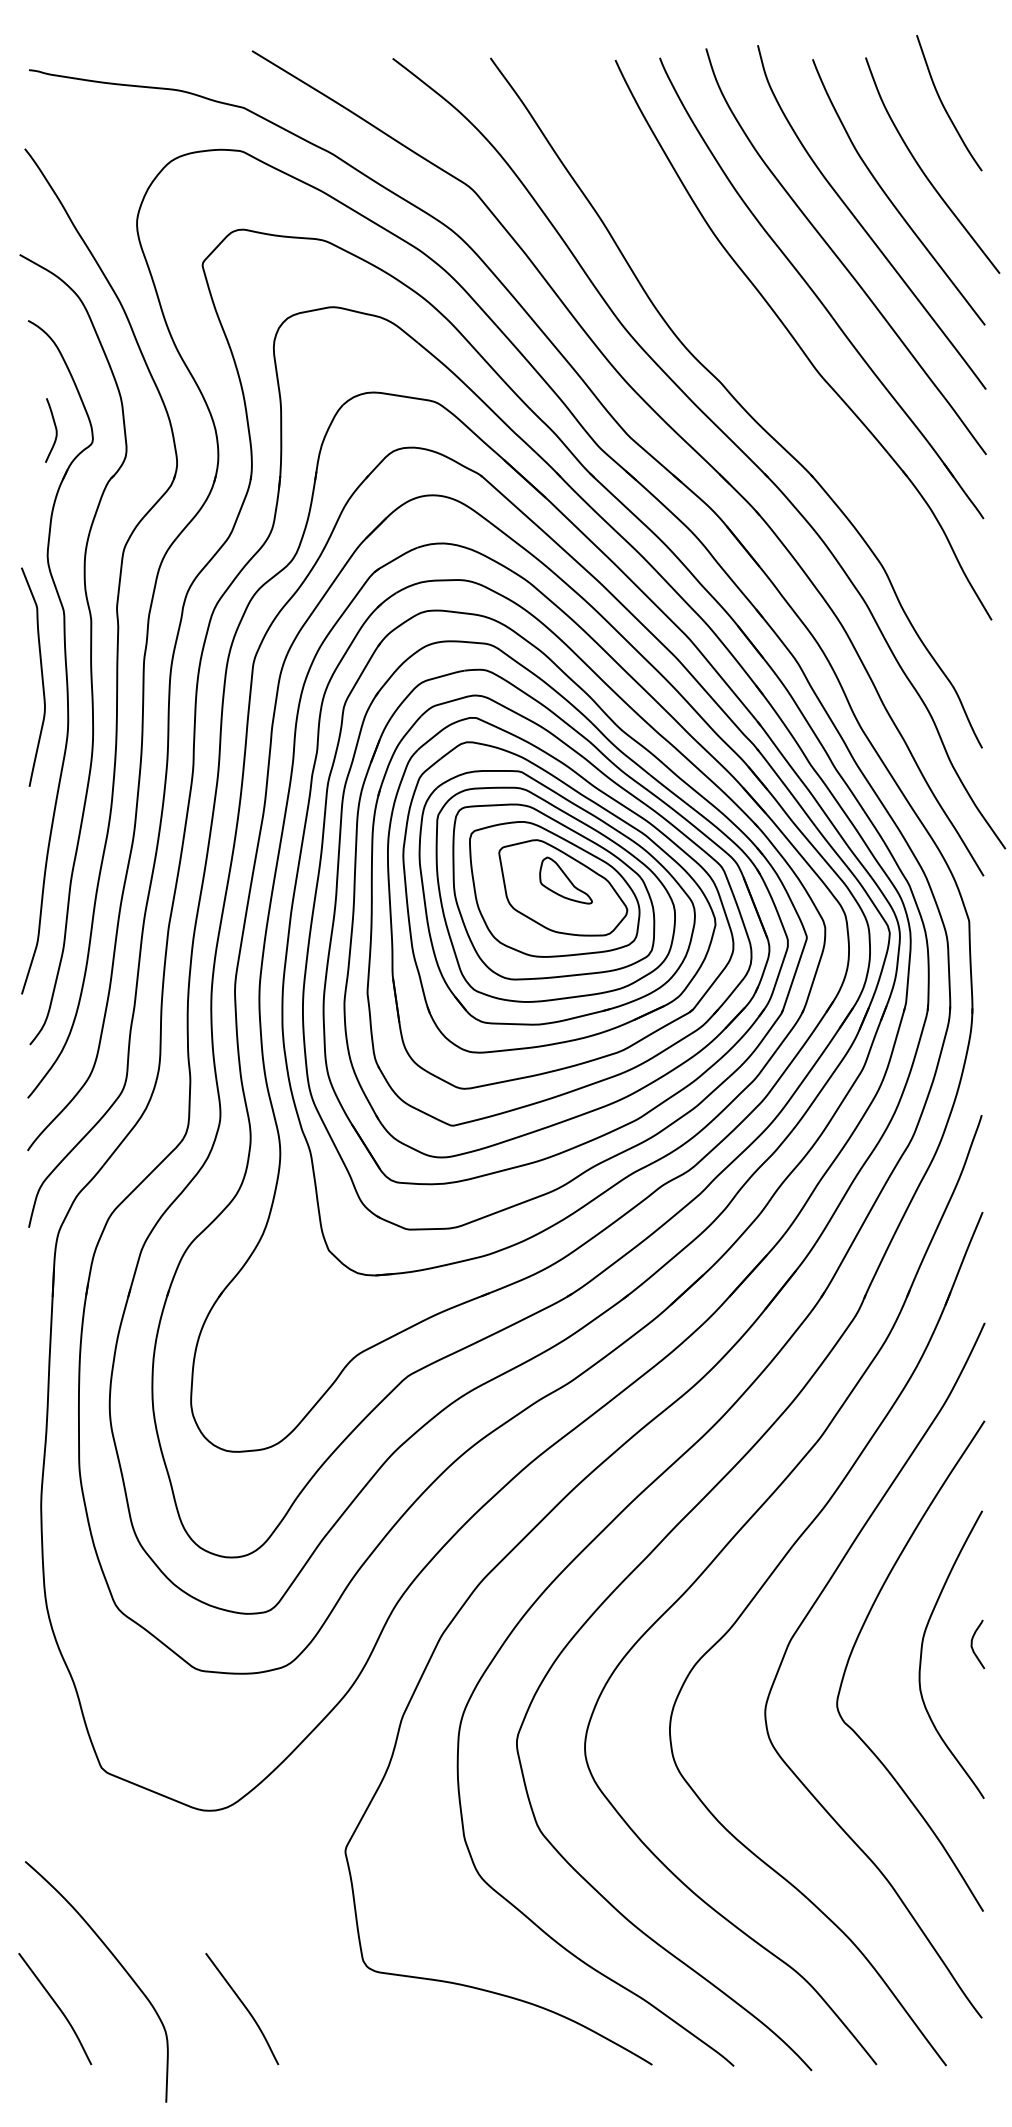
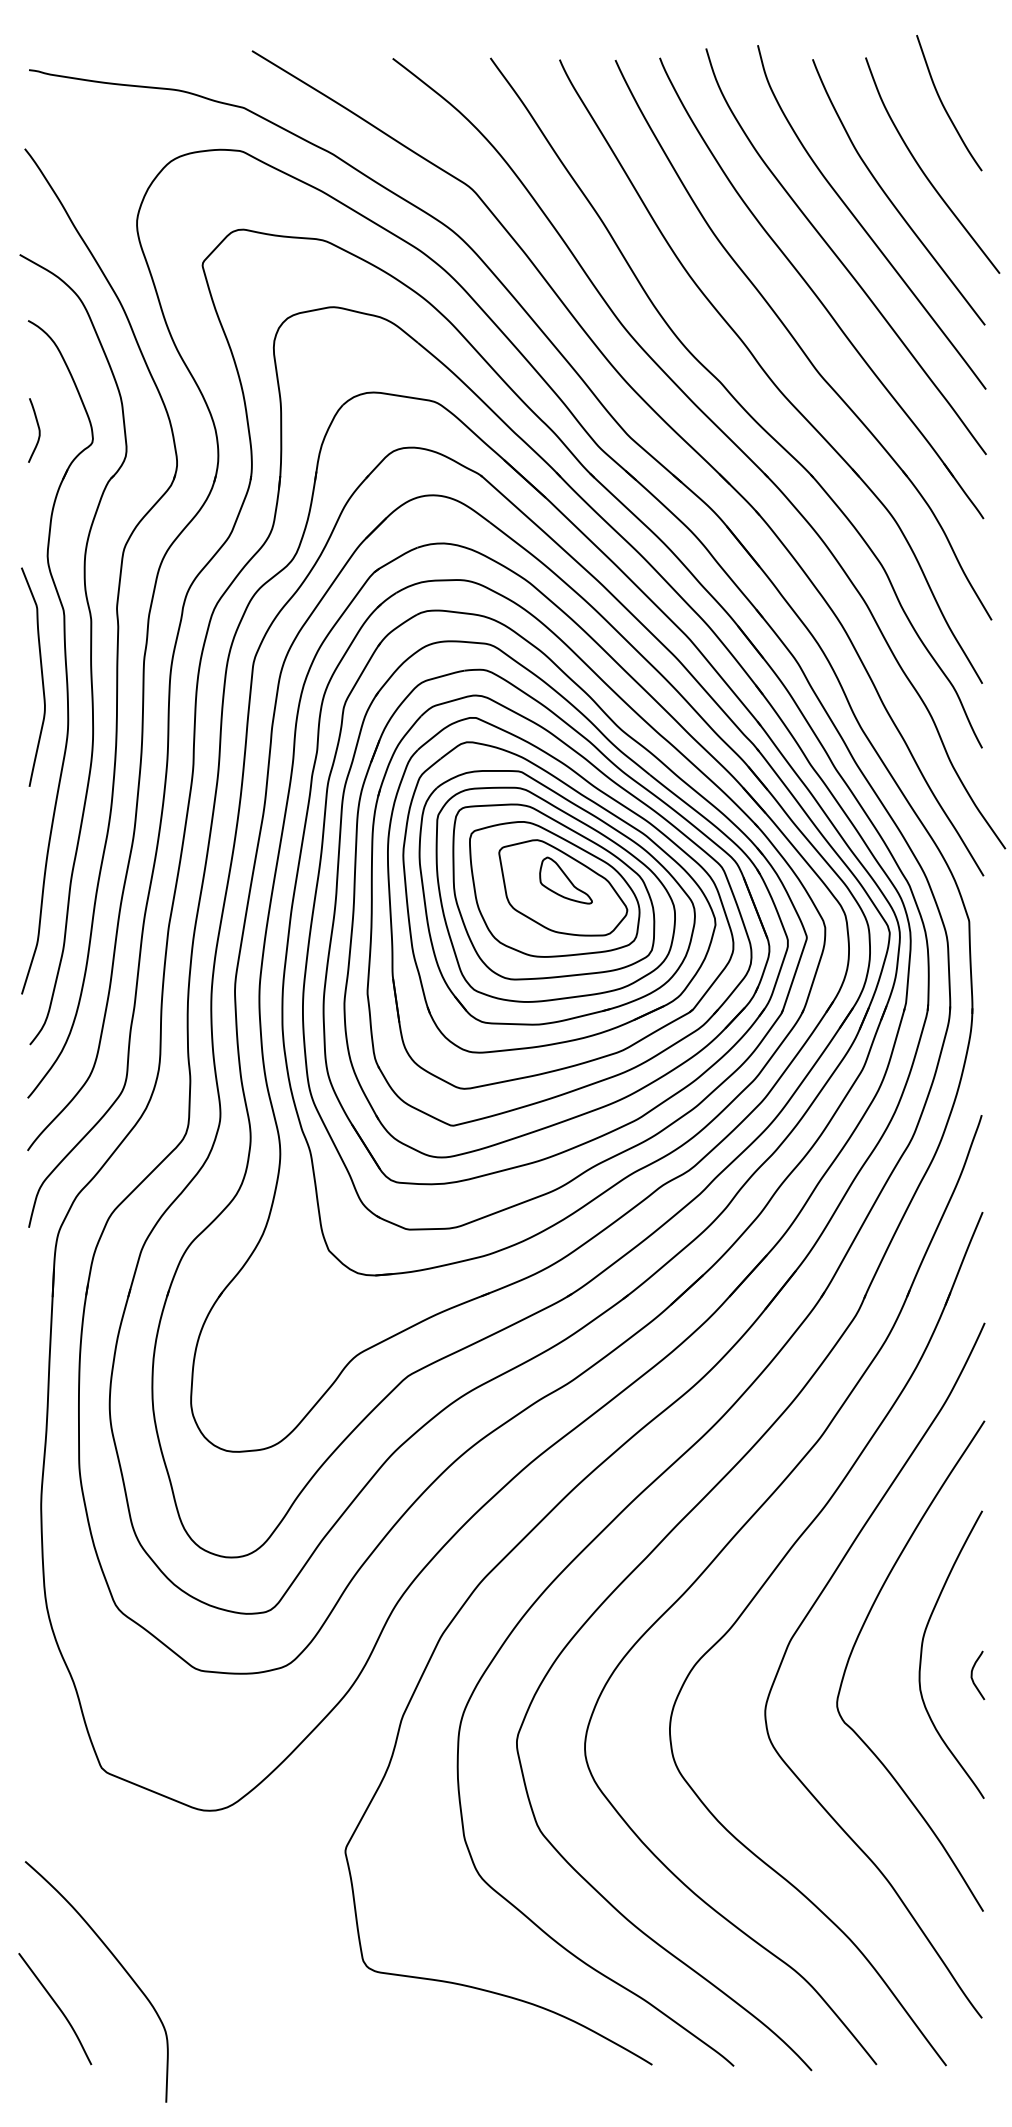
part: none -> present (770, 371)
curve position: (55, 430) -> (38, 430) (38, 430)
curve position: (972, 1644) -> (972, 1675) (972, 1675)
curve: present -> none (244, 2007)
